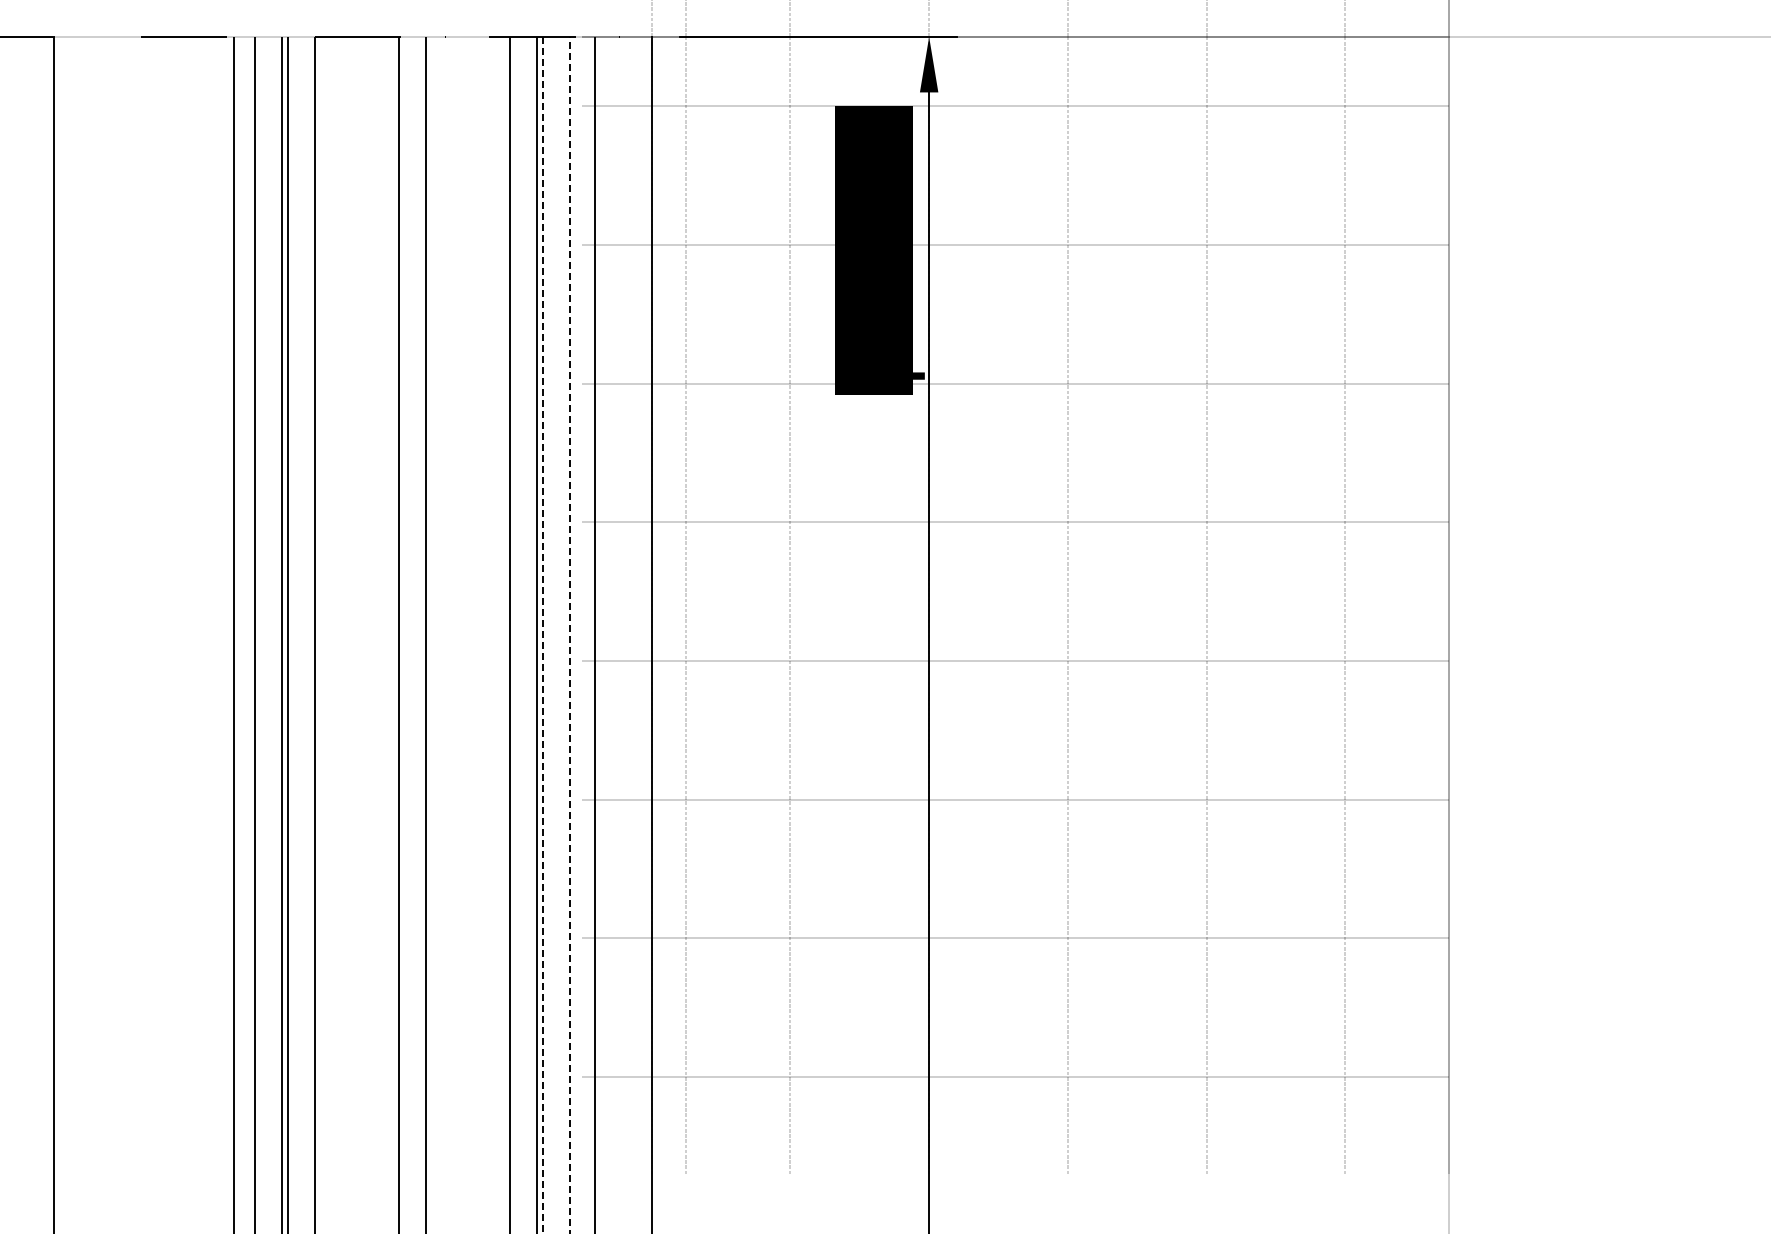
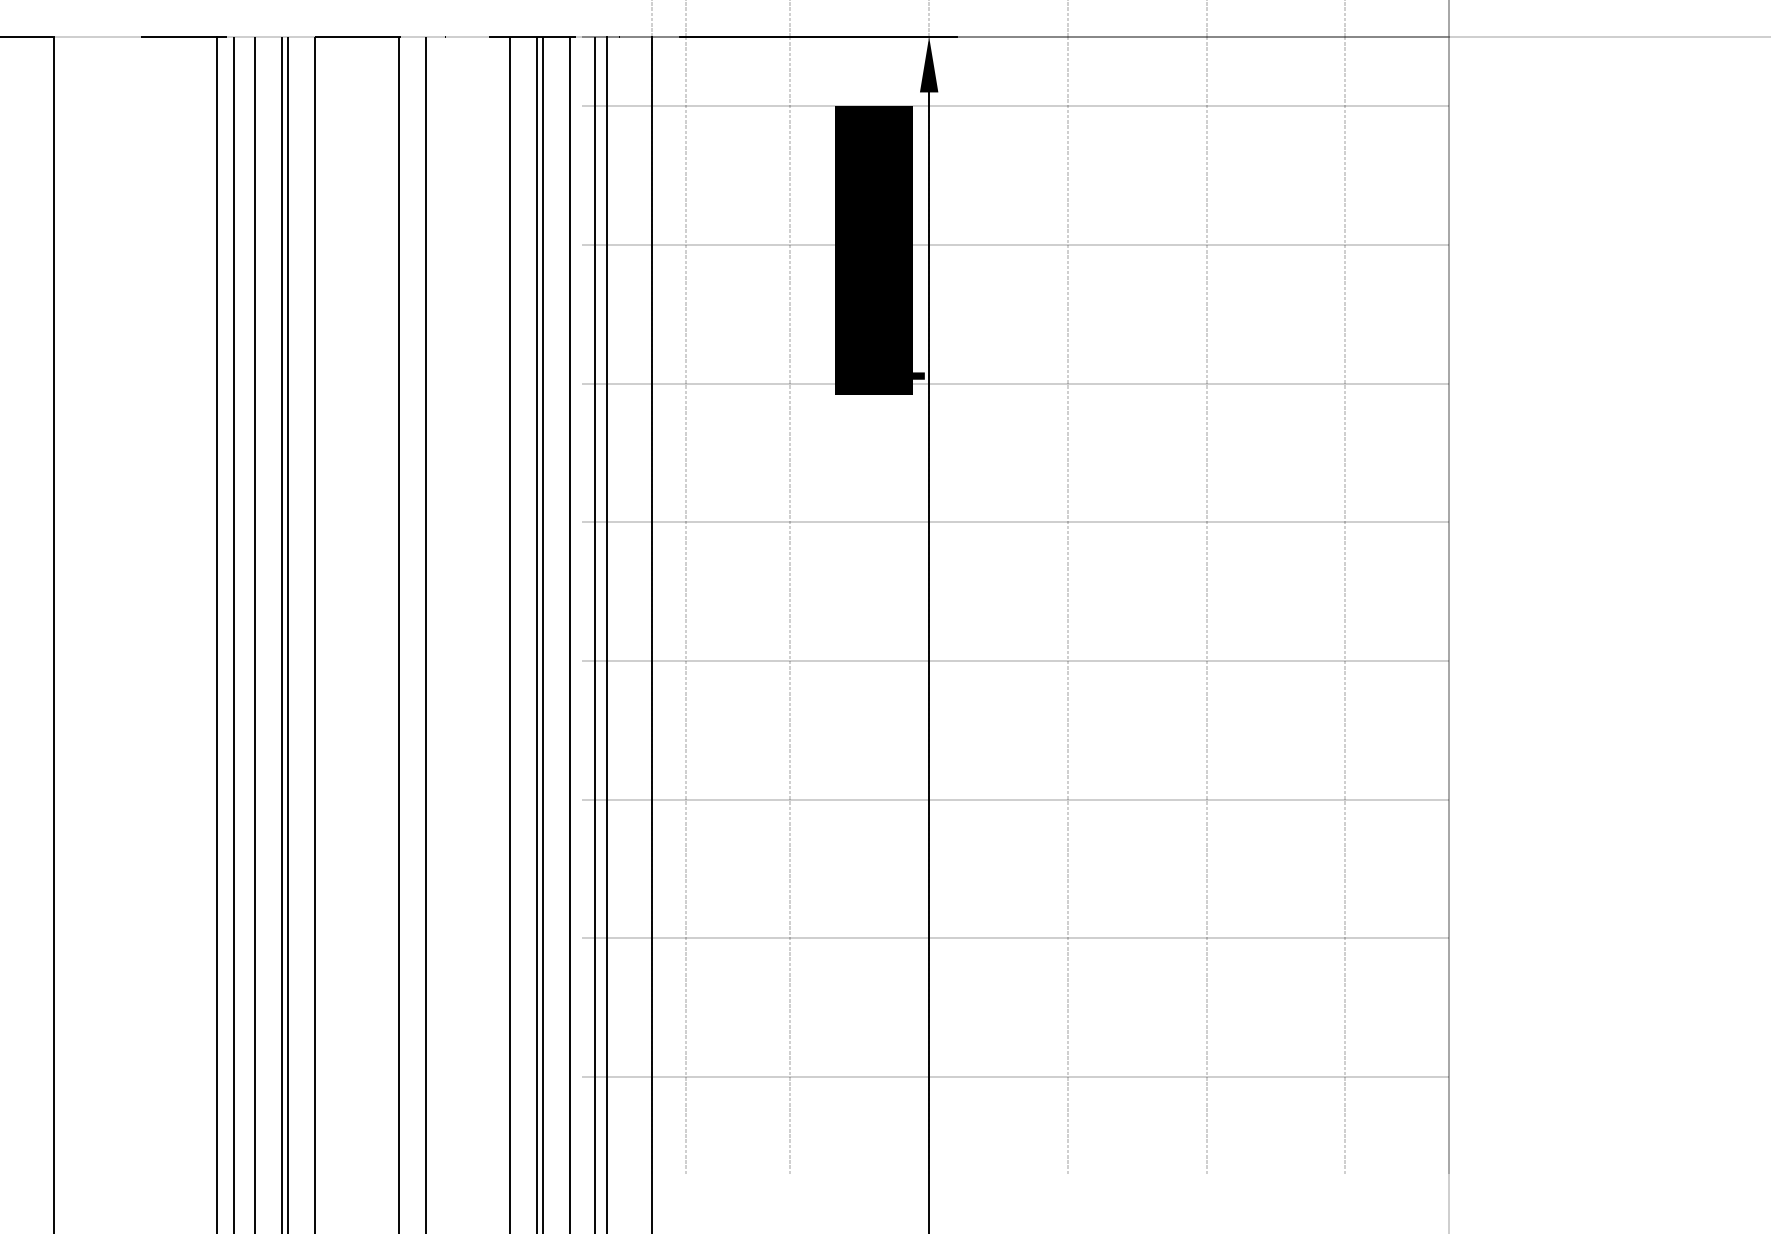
line: none -> present (216, 633)
line: none -> present (607, 633)
line: dashed -> solid (570, 1233)
